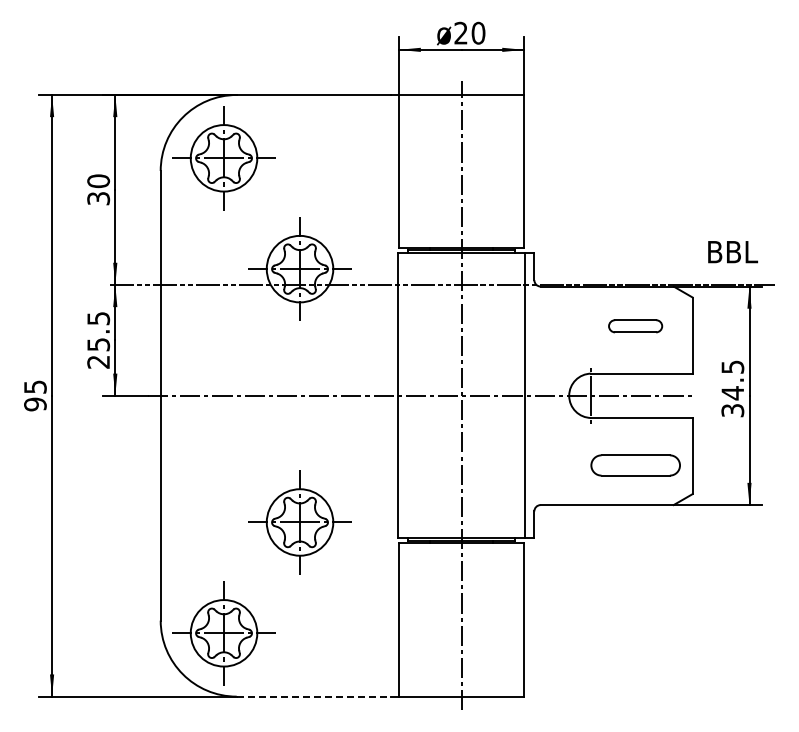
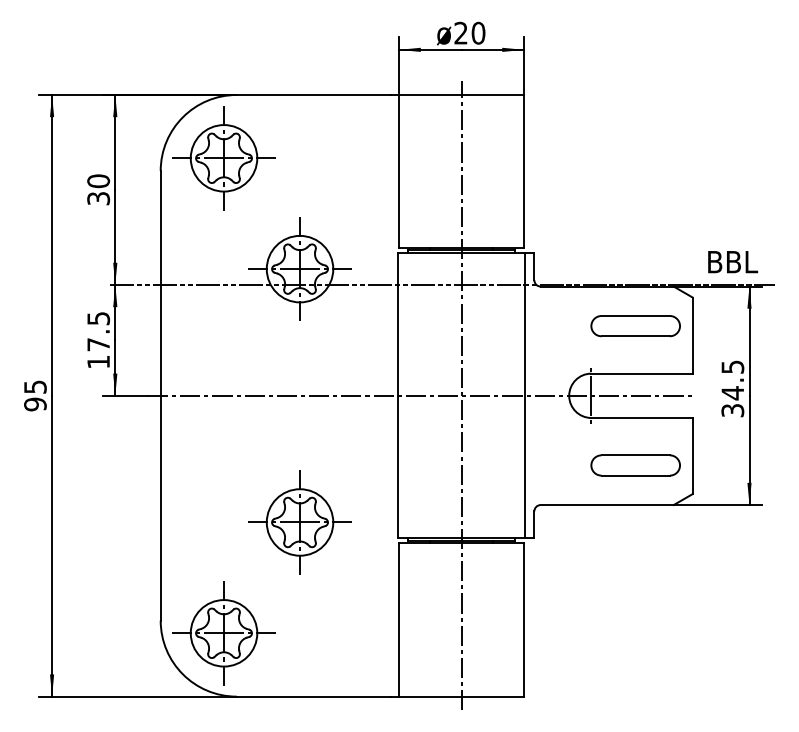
text position: (733, 252) -> (733, 262) (733, 262)
part size: 56x15 px -> 91x23 px (635, 326)
text: 25.5 -> 17.5 (98, 353)
line: dashed -> solid (314, 696)
